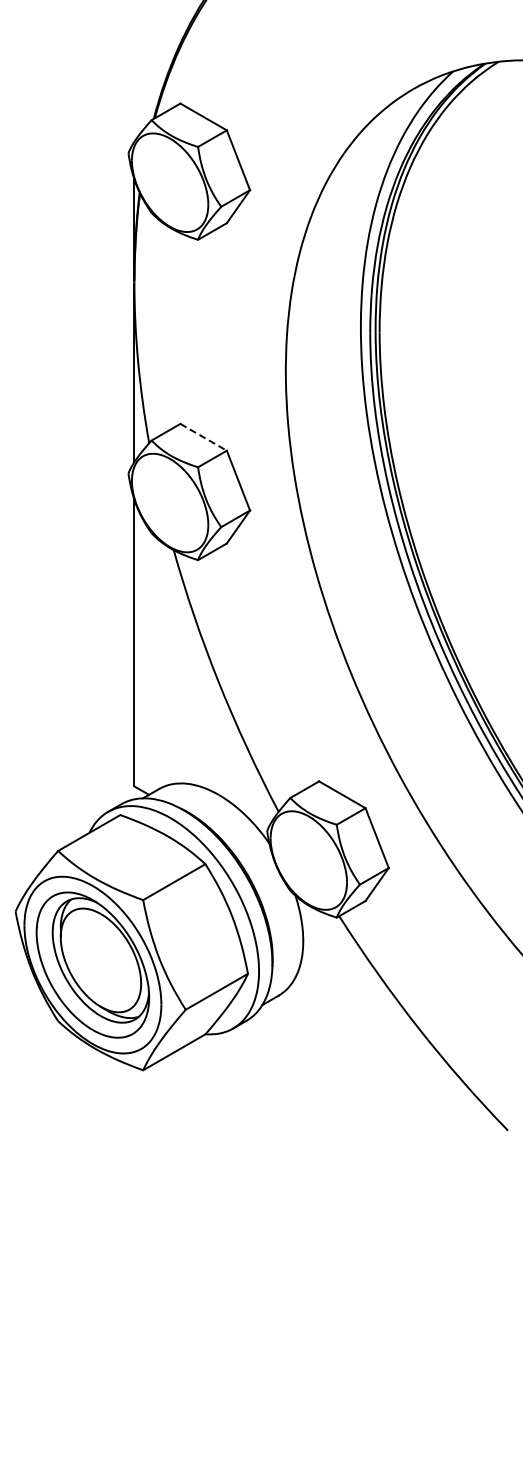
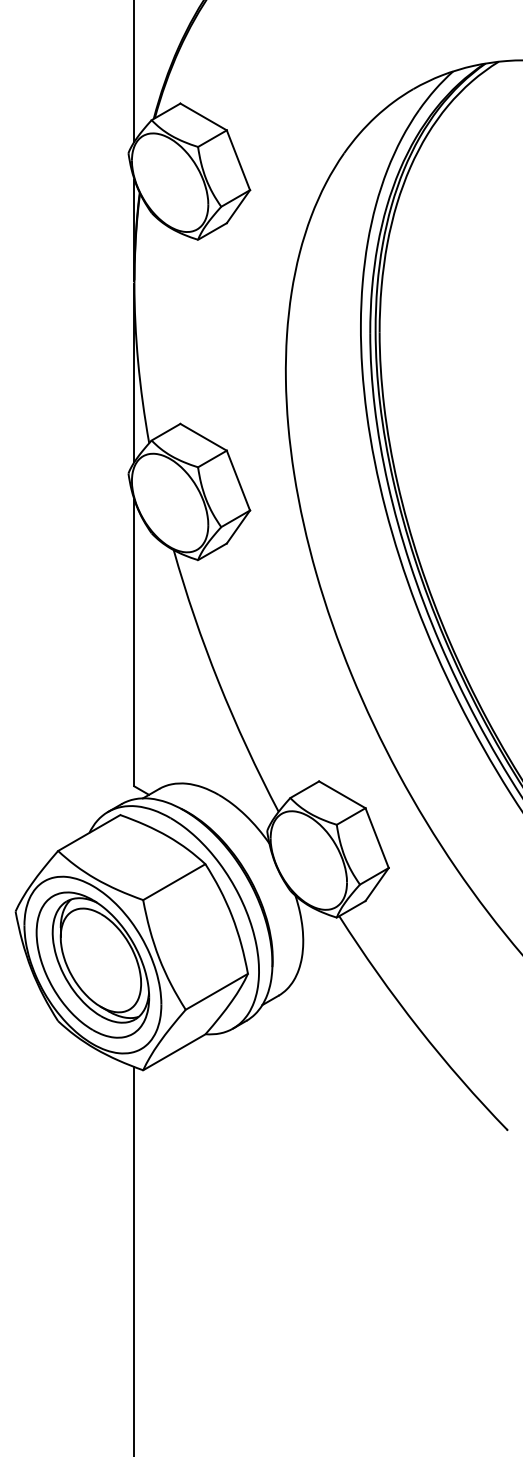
line: none -> present (134, 71)
line: dashed -> solid (203, 437)
line: none -> present (134, 1260)
